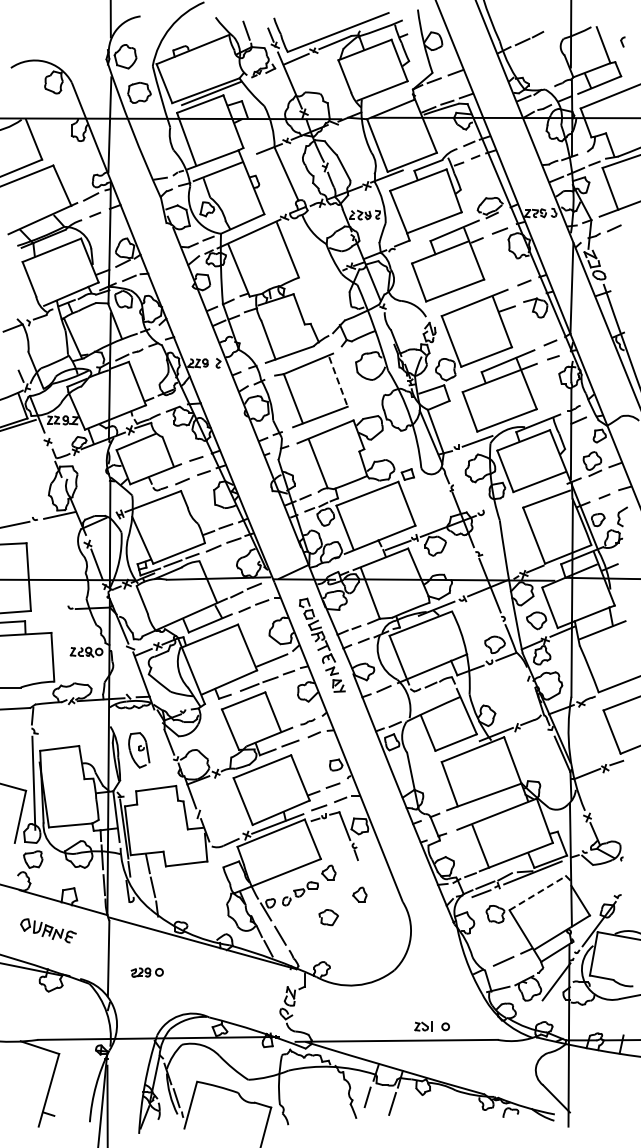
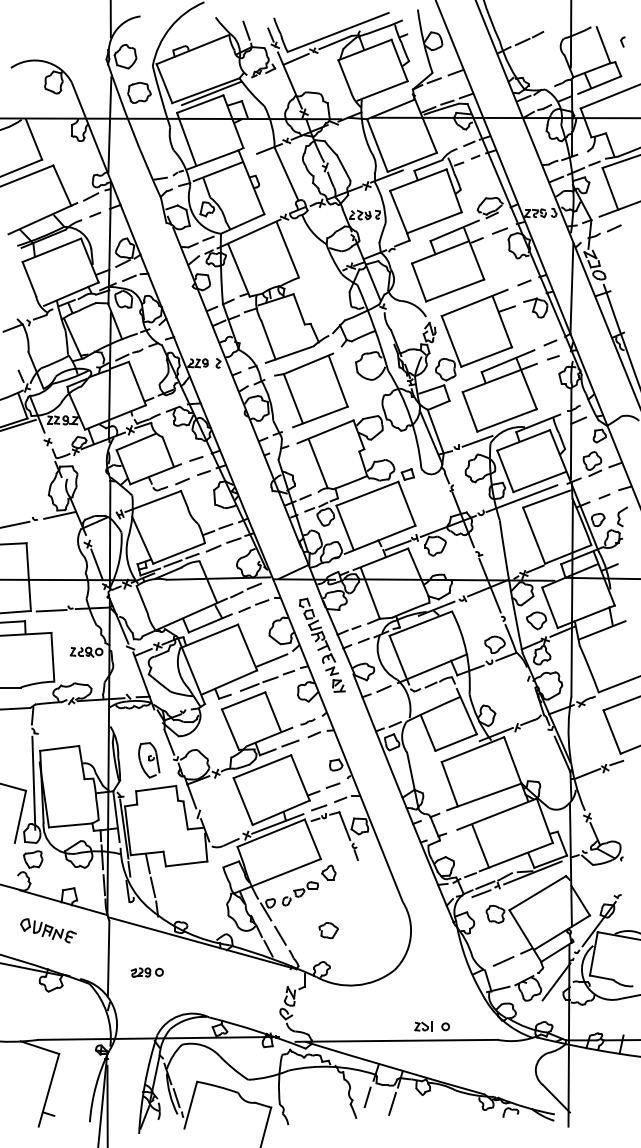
line: dashed -> solid (338, 381)
line: none -> present (521, 498)
line: none -> present (51, 610)
part position: (139, 750) -> (149, 760) (149, 760)
line: dashed -> solid (538, 892)
part: present -> none (359, 894)
part position: (328, 917) -> (328, 930) (328, 930)
